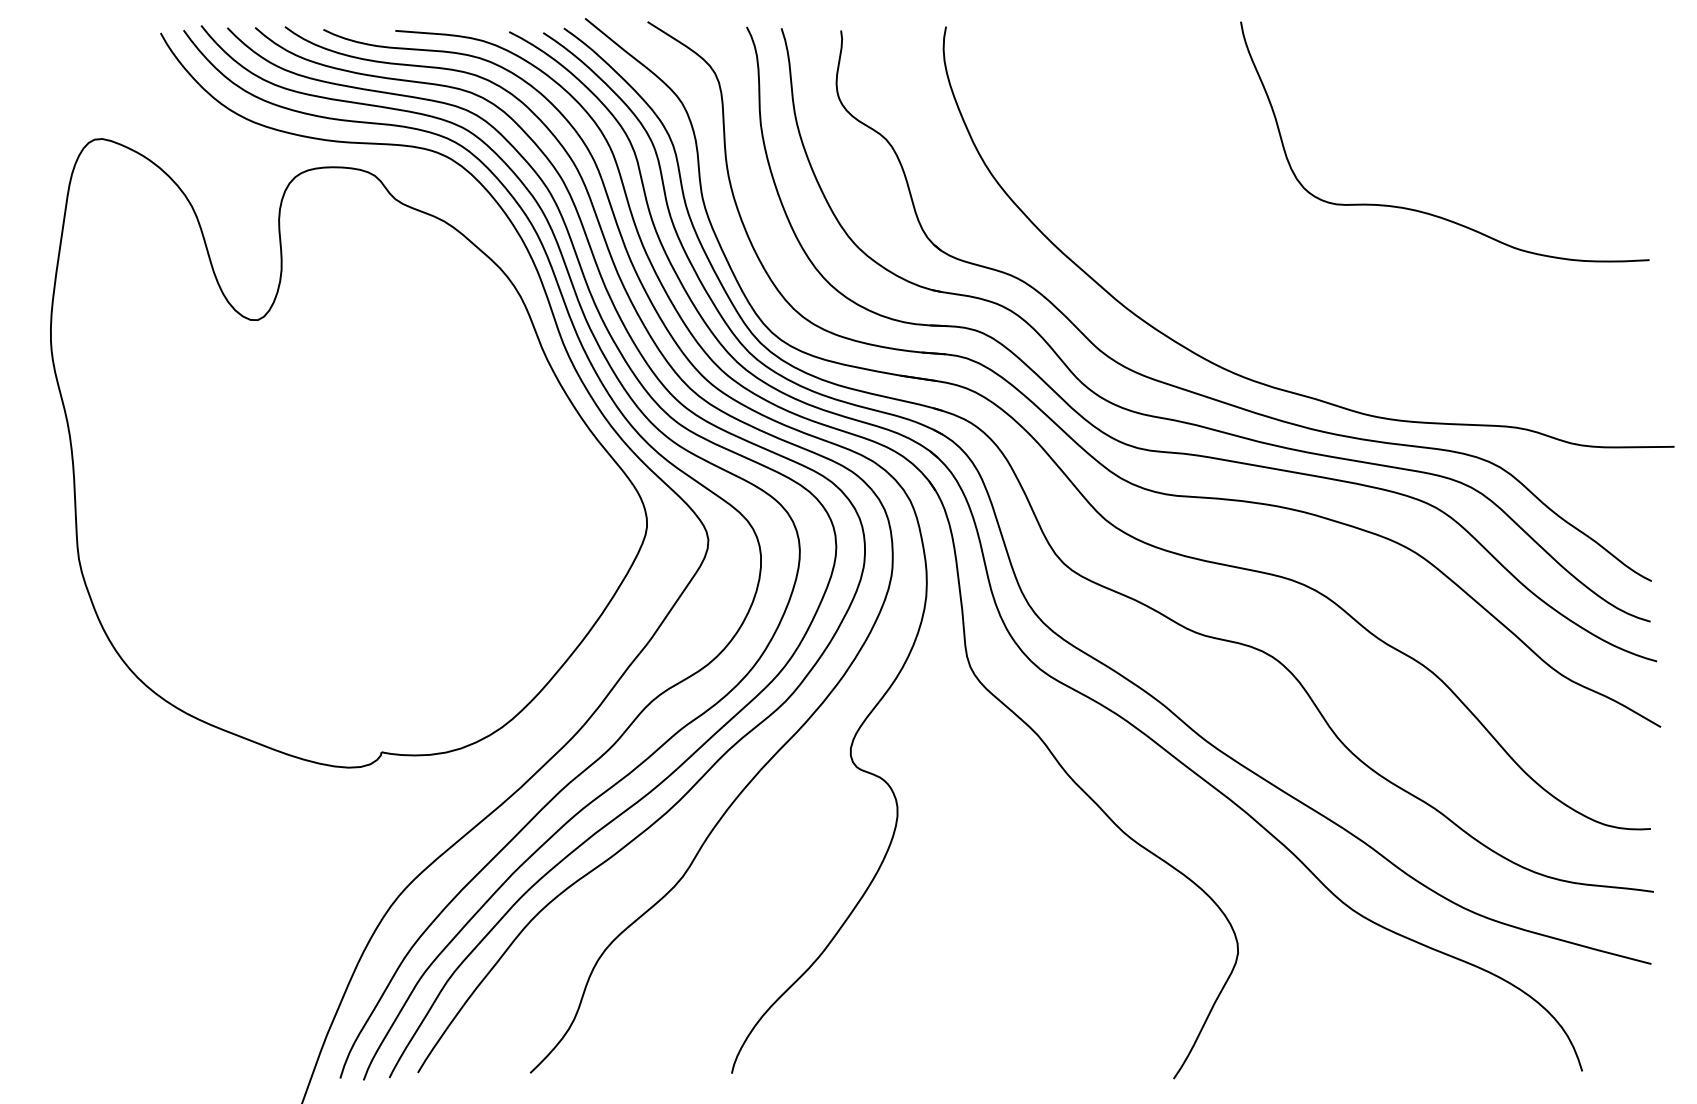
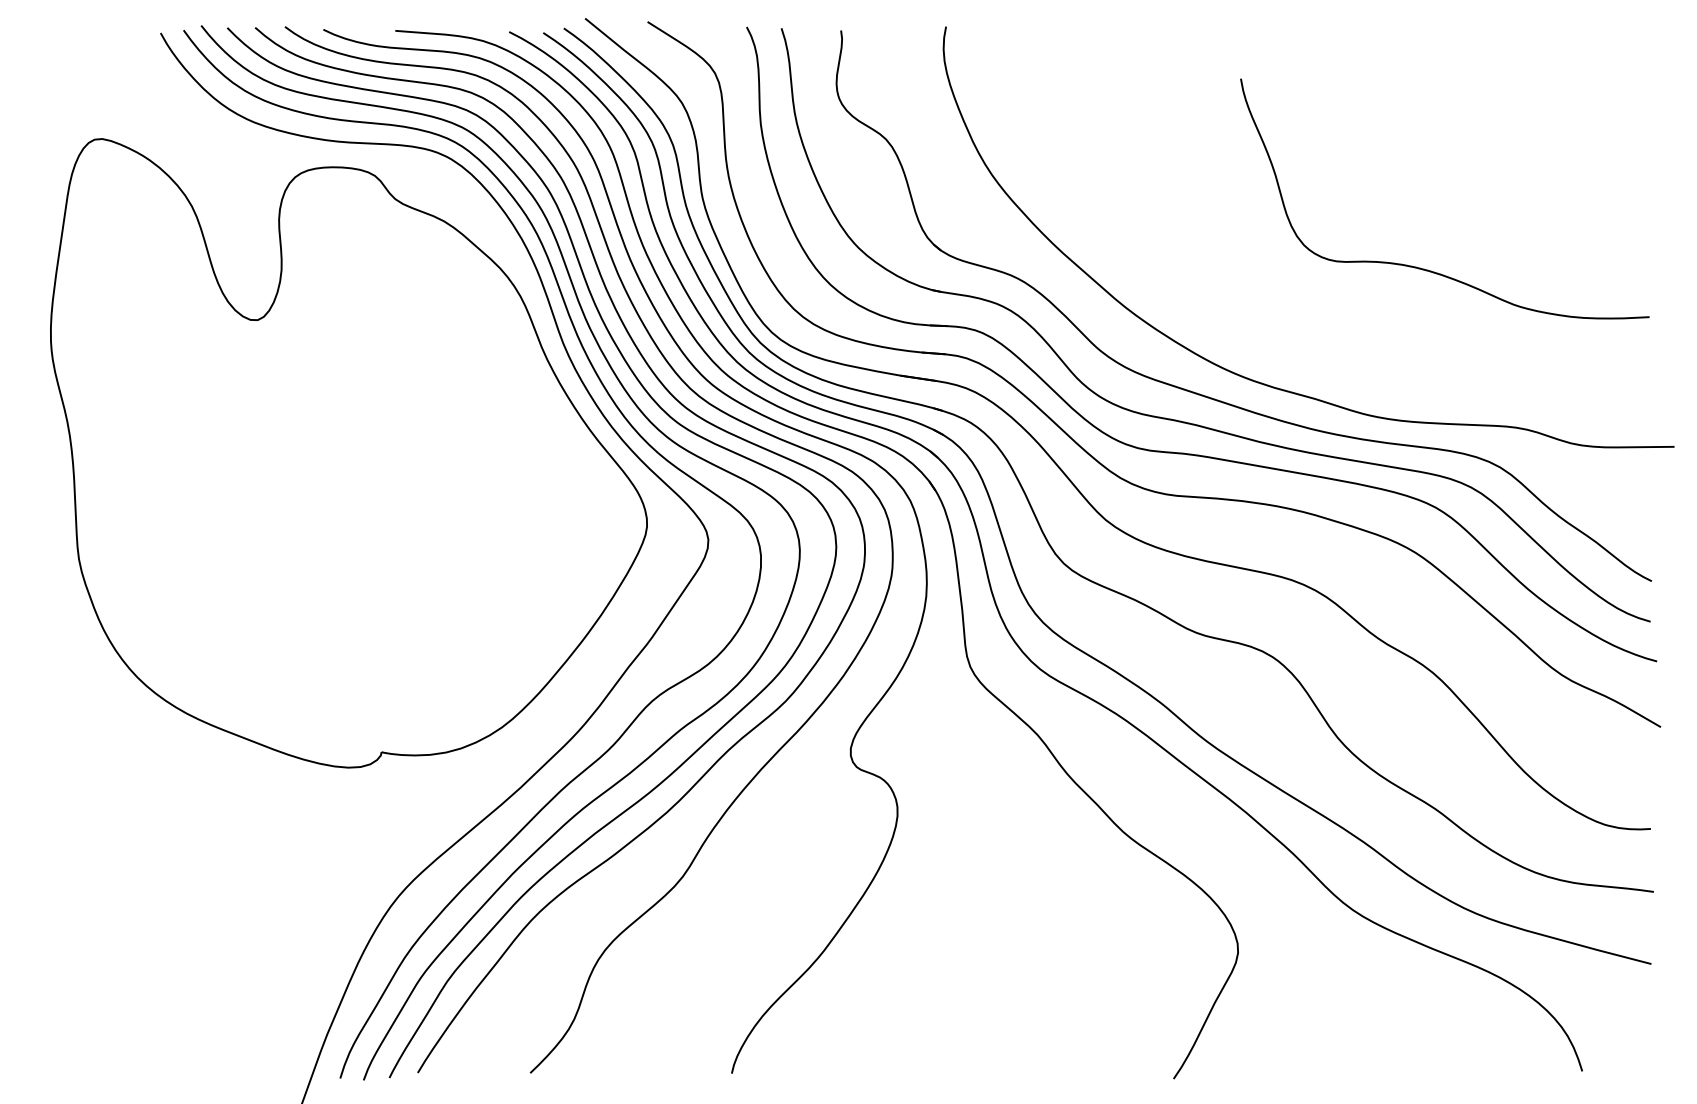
curve position: (1428, 212) -> (1428, 269) (1428, 269)
